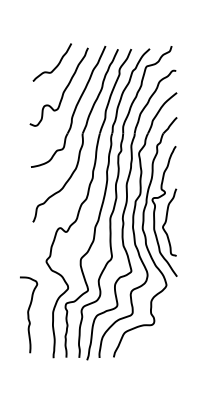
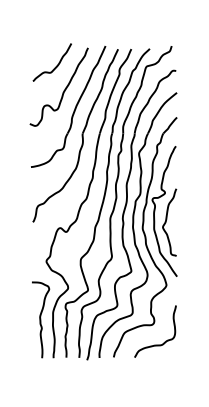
curve position: (29, 314) -> (41, 319) (41, 319)
curve: none -> present (155, 344)
